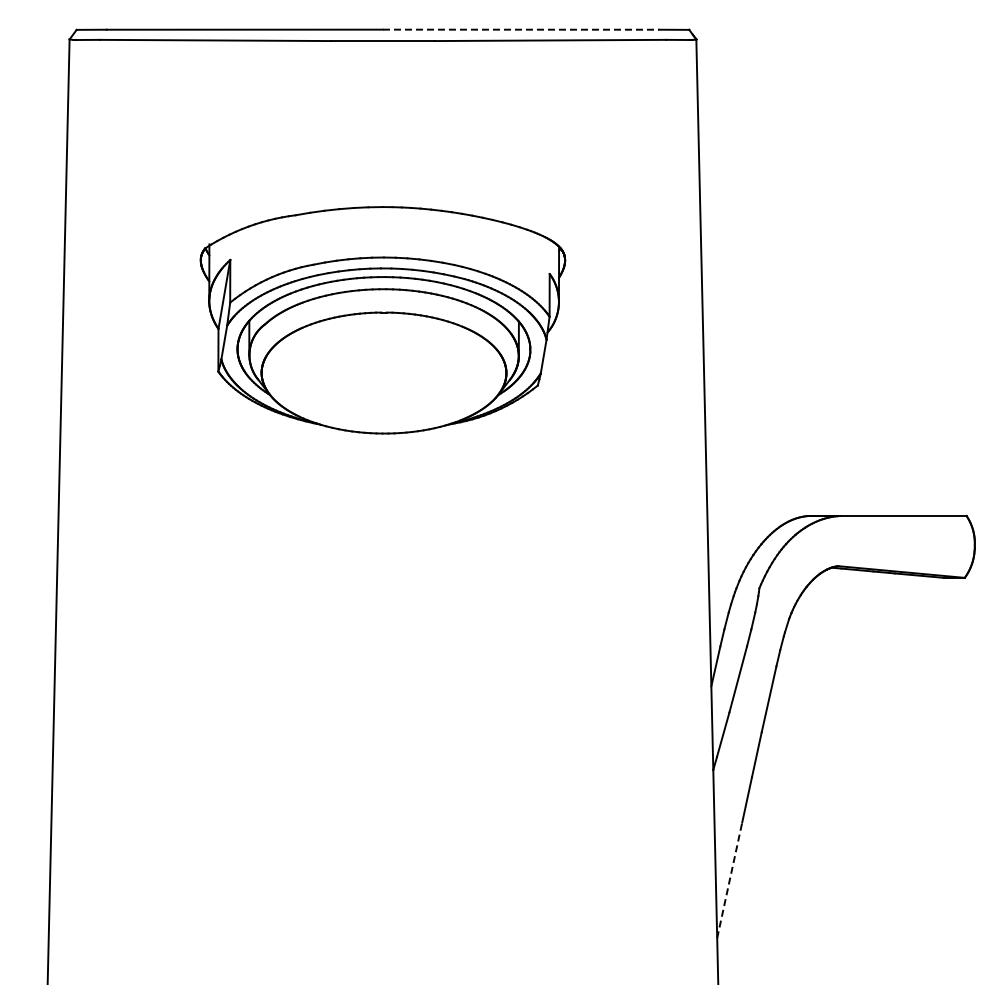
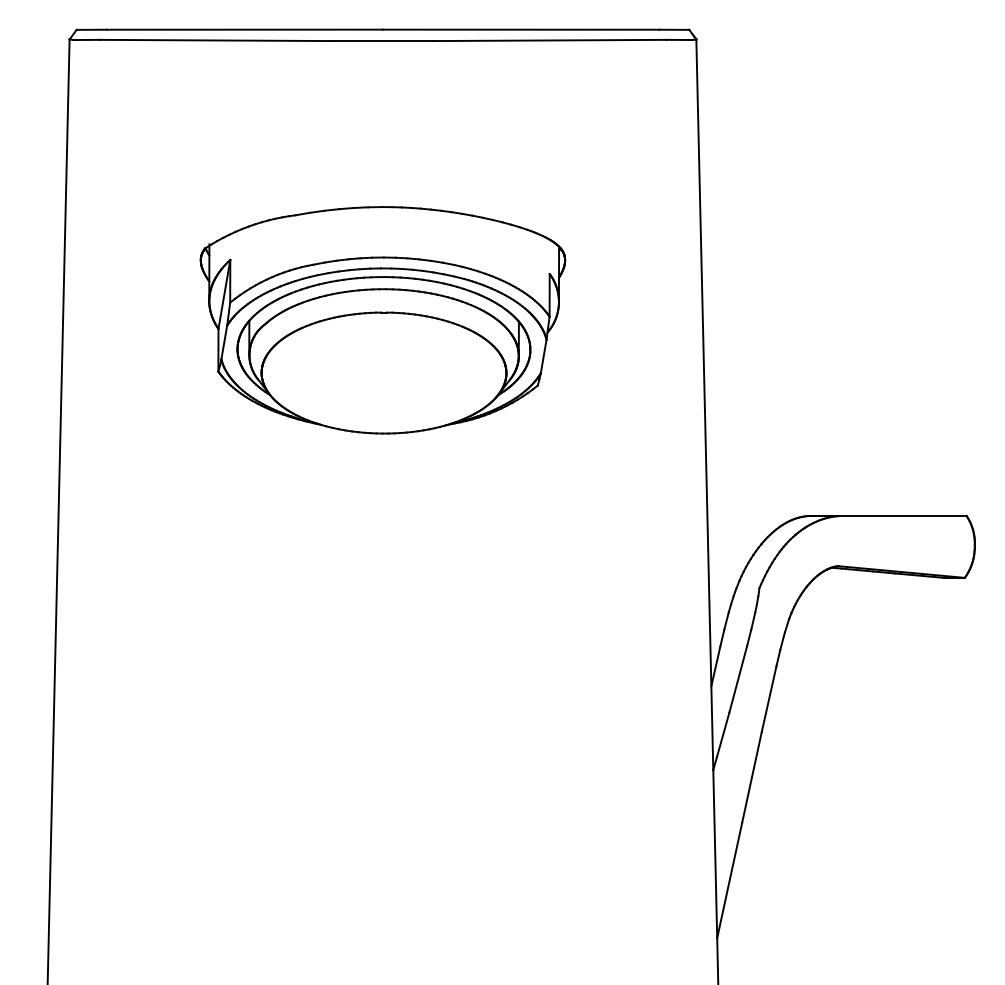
line: dashed -> solid (521, 29)
line: dashed -> solid (729, 879)
